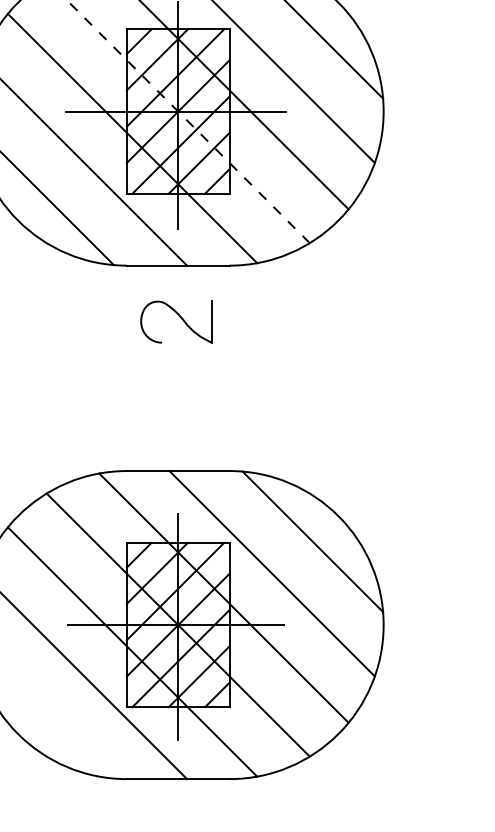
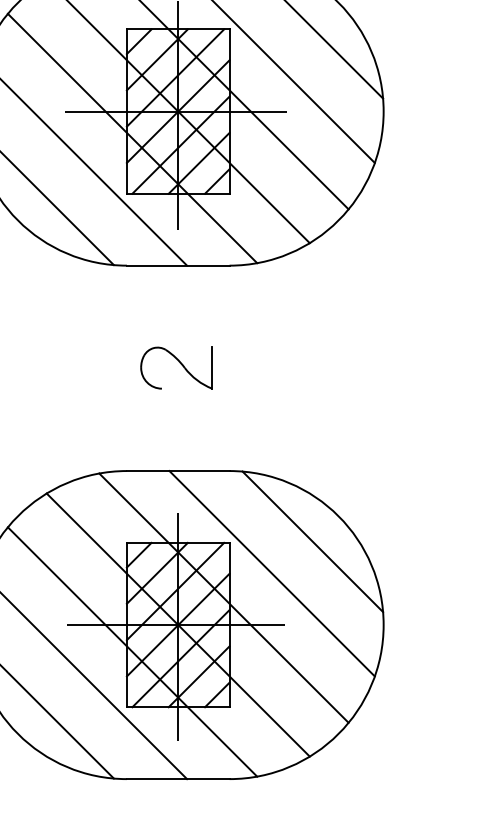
line: dashed -> solid (188, 121)
part position: (176, 321) -> (176, 367) (176, 367)
line: none -> present (57, 722)
